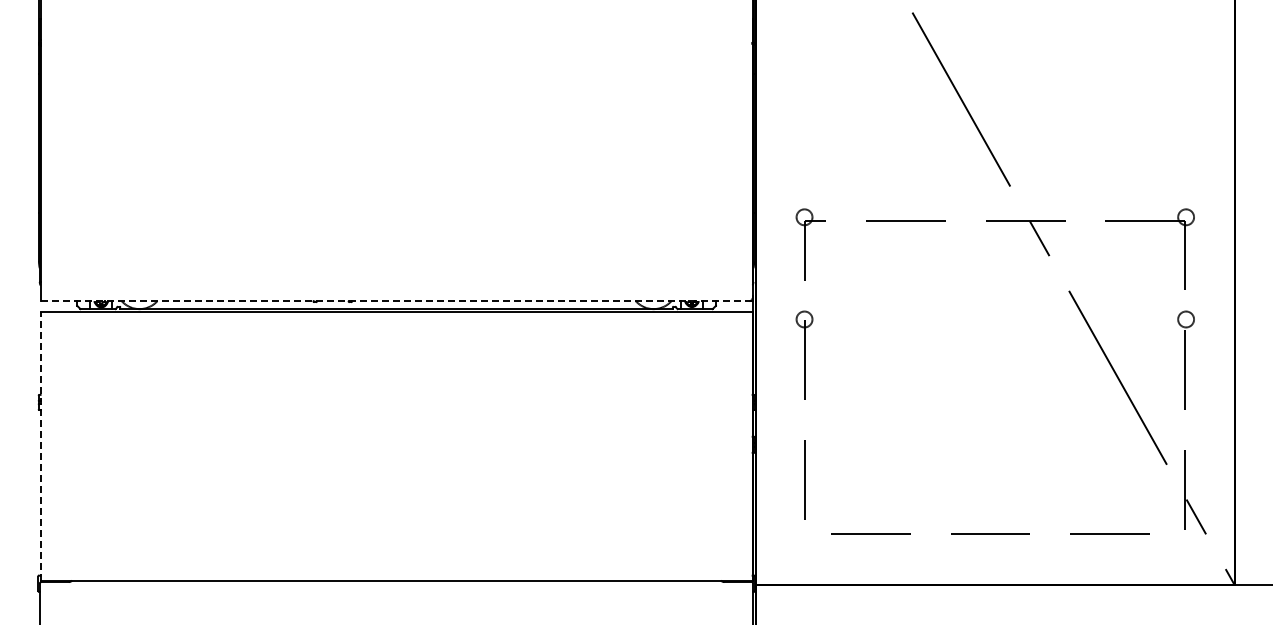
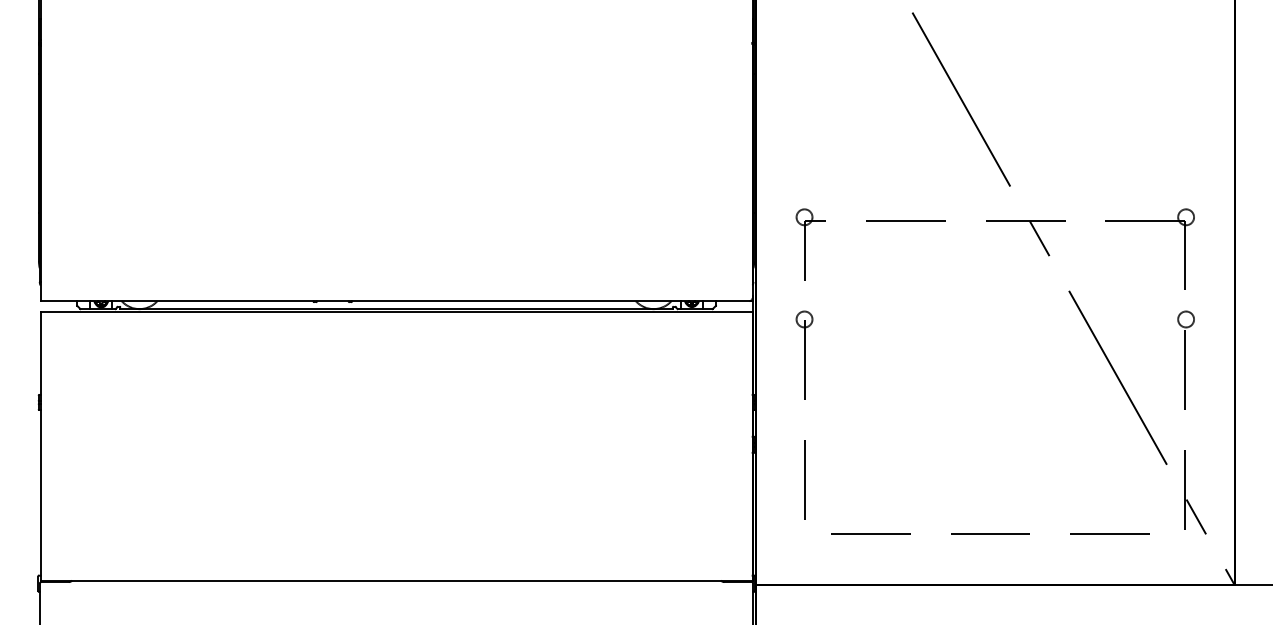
line: dashed -> solid (397, 301)
line: dashed -> solid (40, 445)
